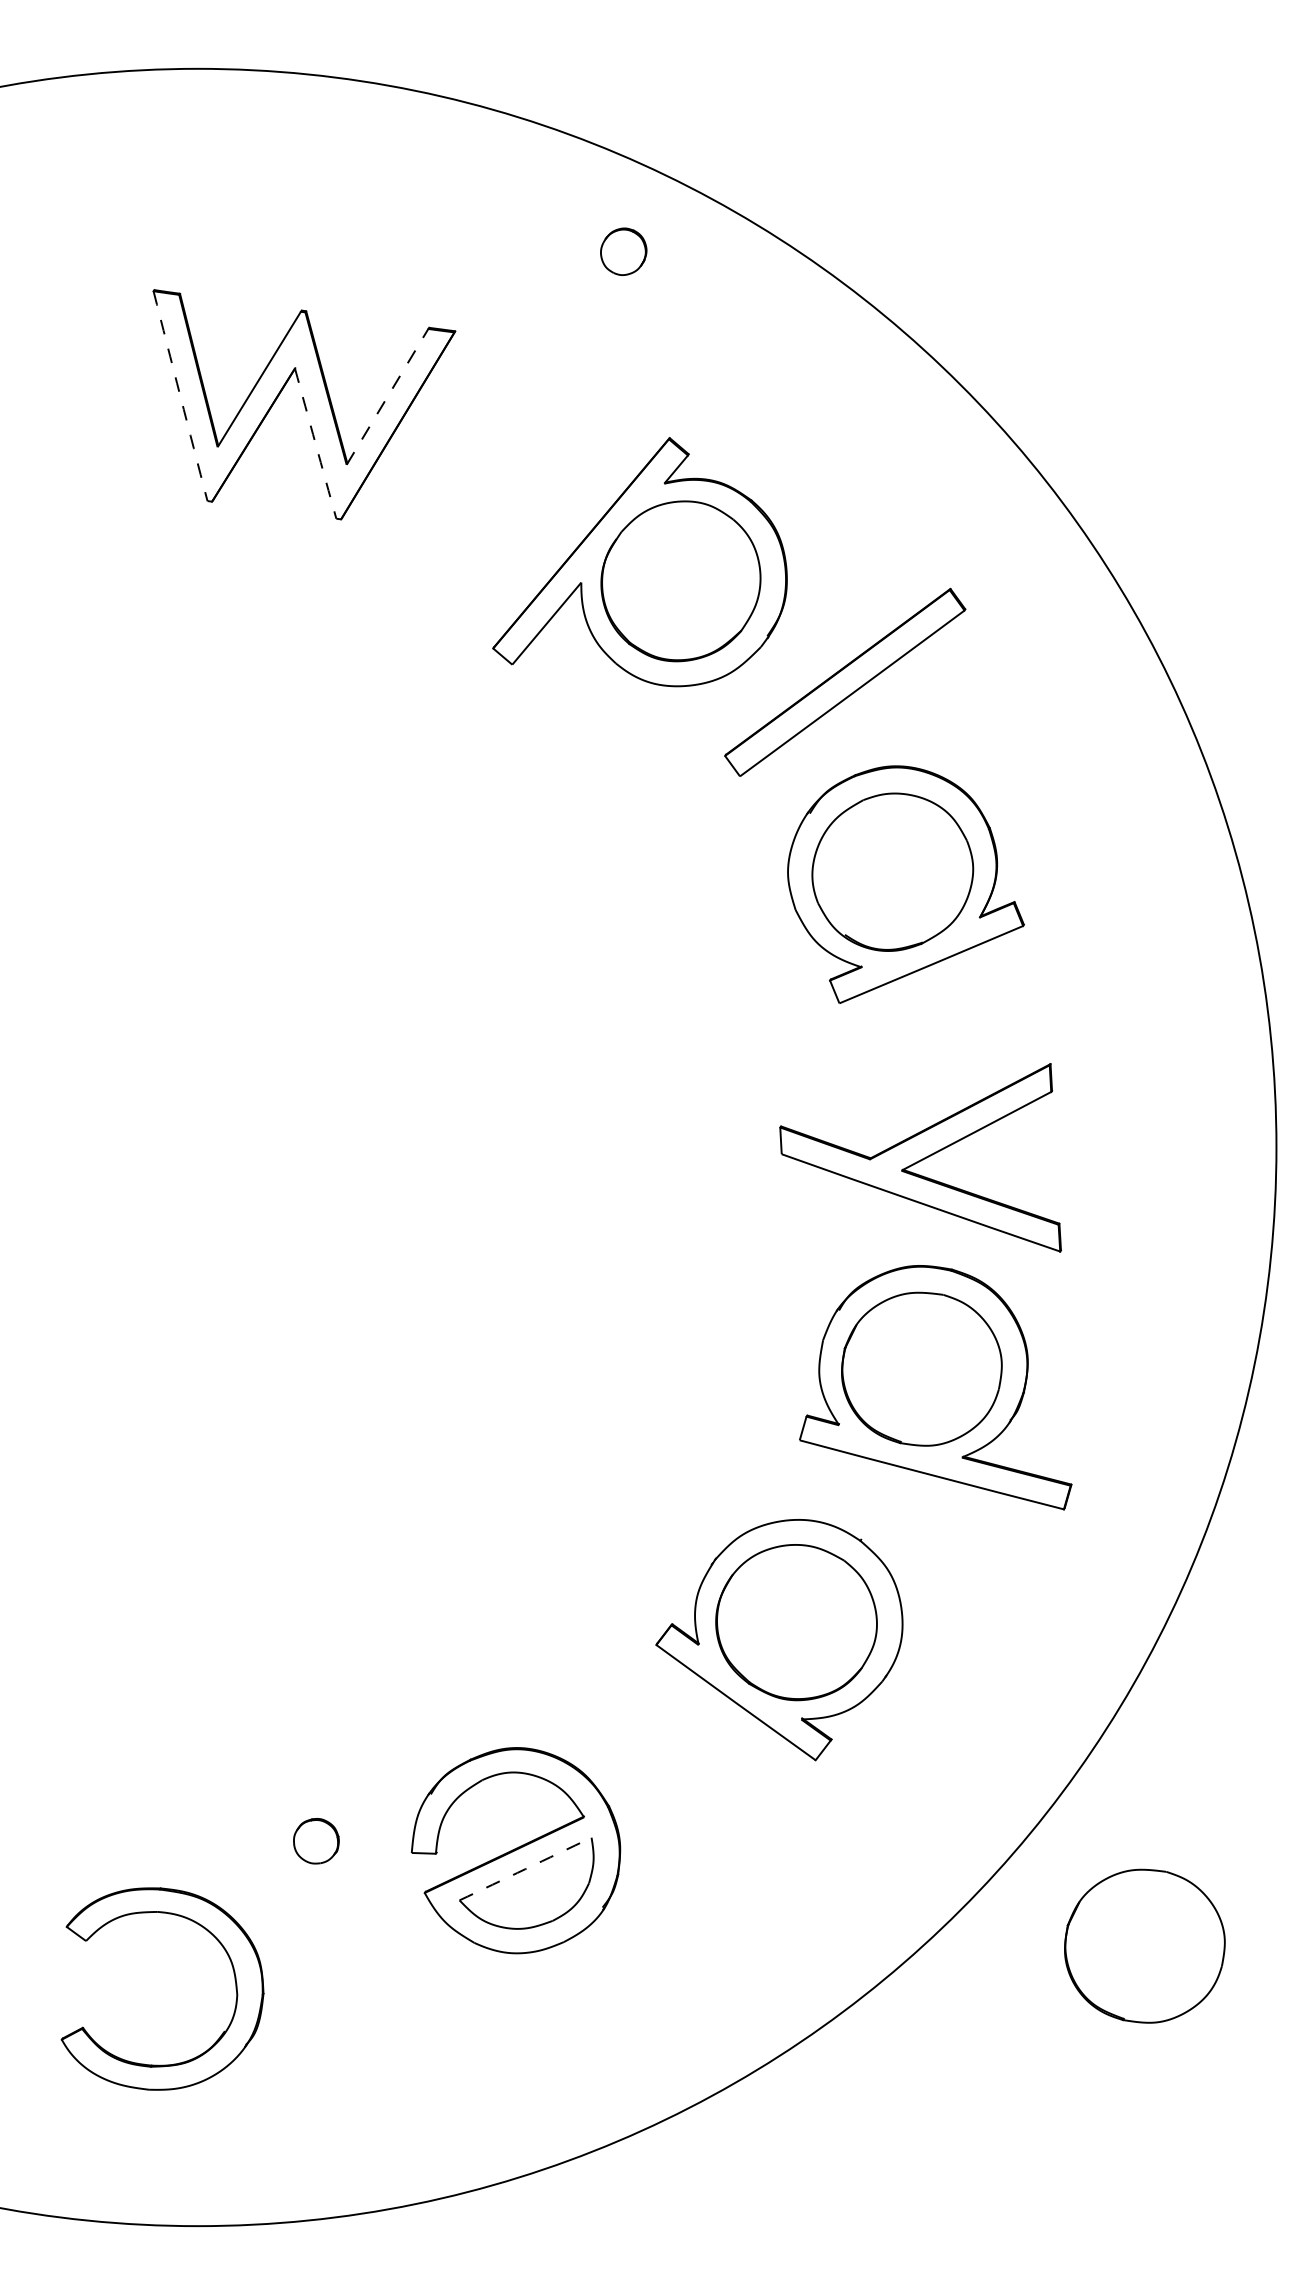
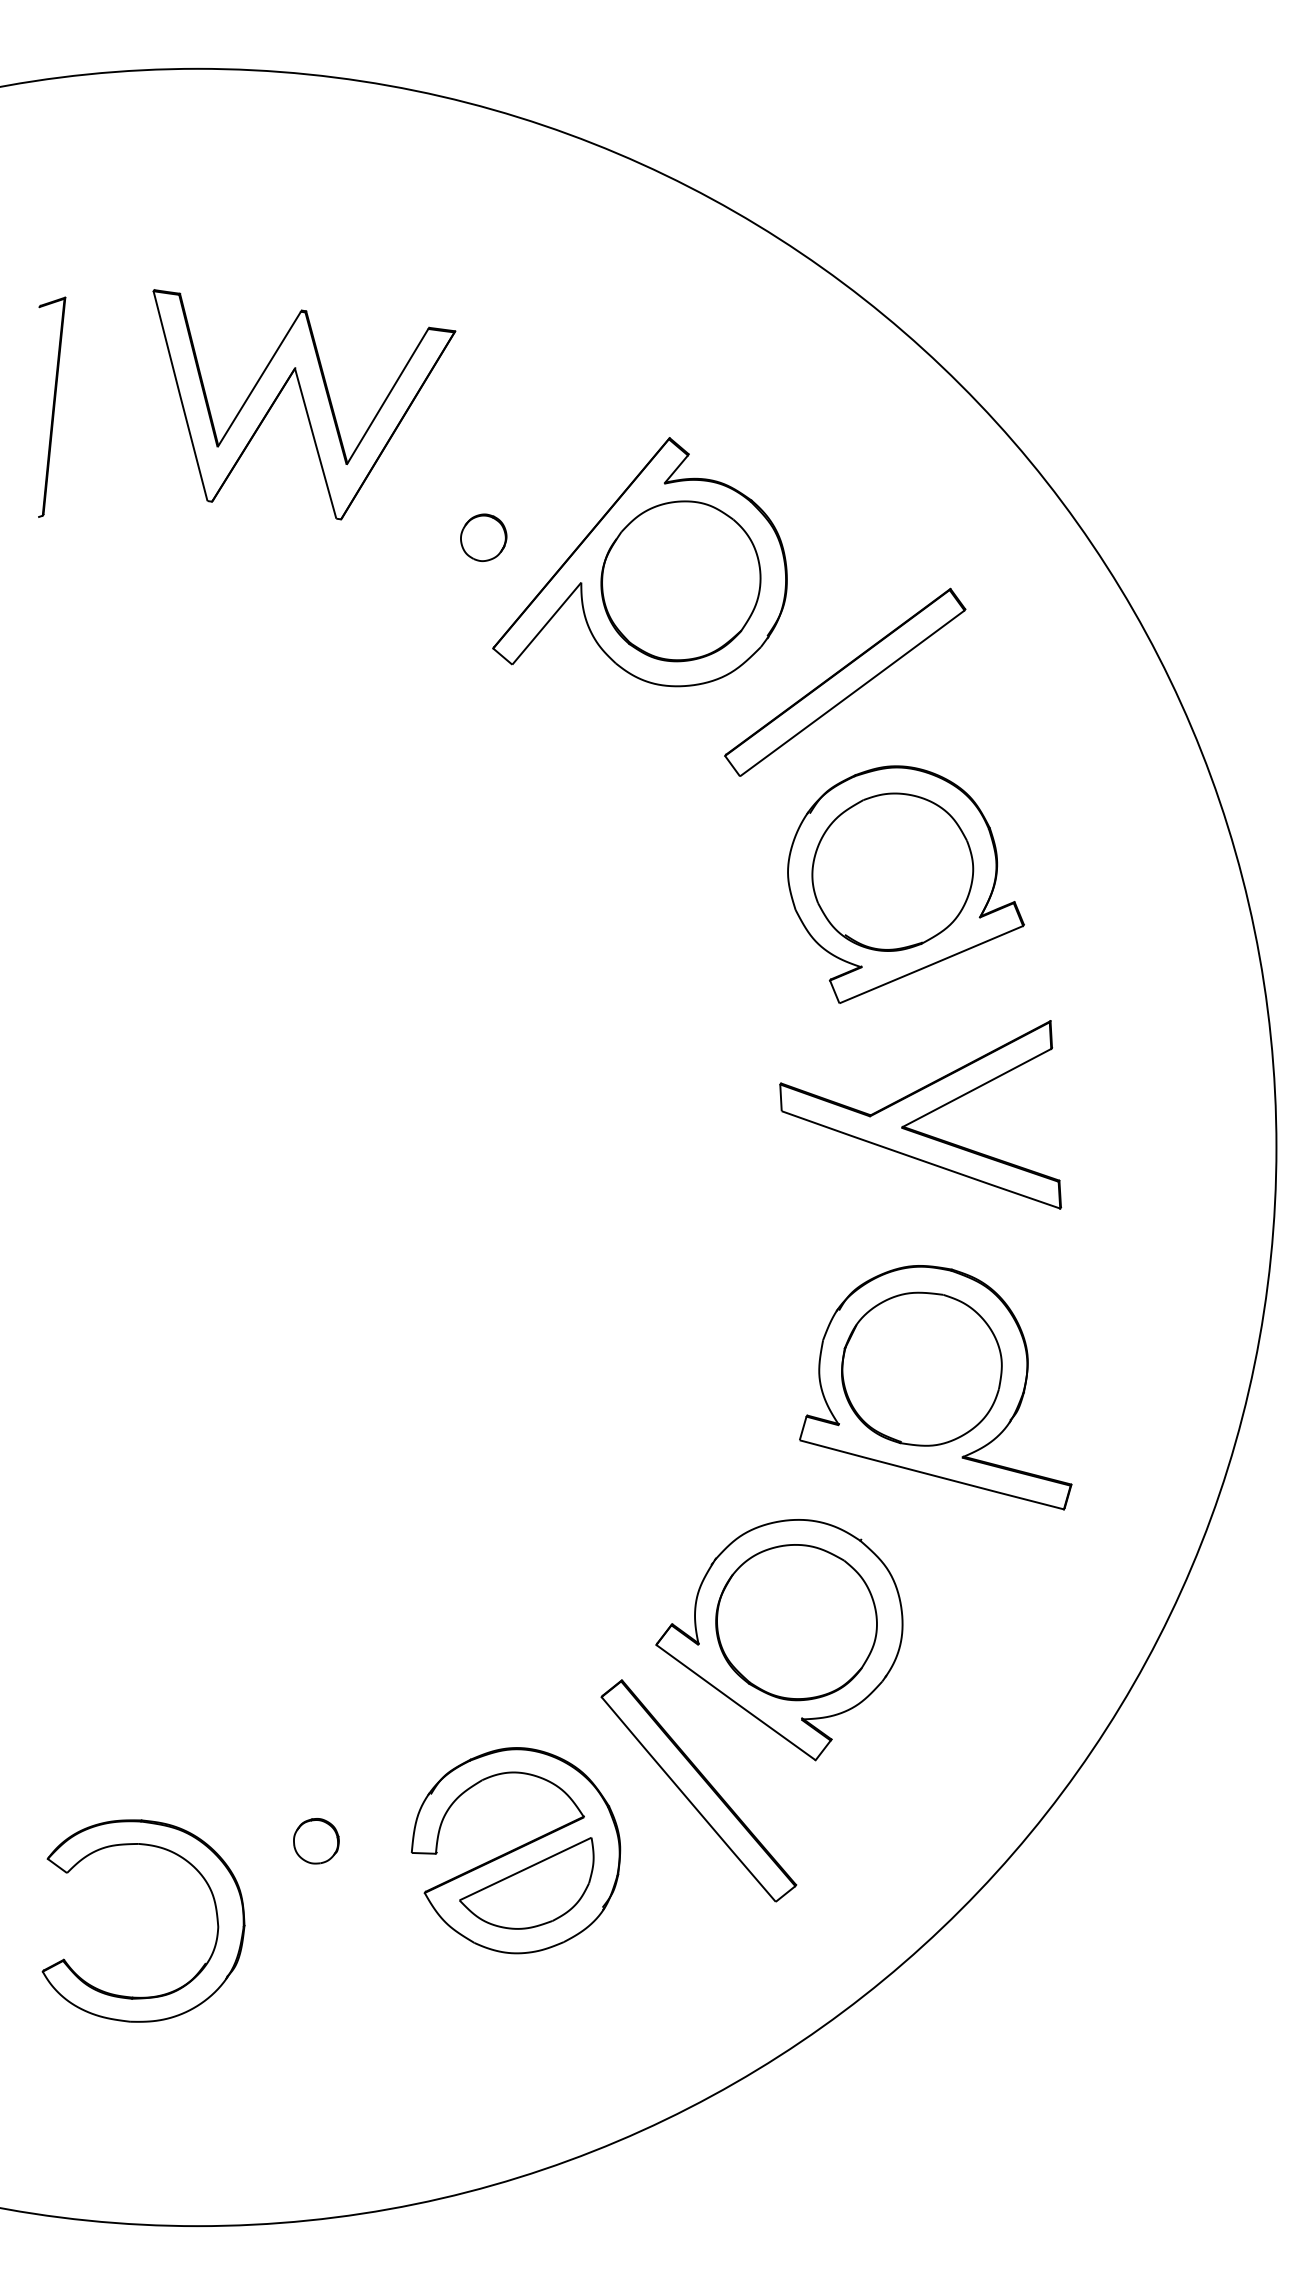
part position: (623, 251) -> (483, 537) (483, 537)
arc: dashed -> solid (180, 396)
line: dashed -> solid (387, 396)
part: none -> present (52, 406)
arc: dashed -> solid (315, 443)
part position: (920, 1157) -> (920, 1114) (920, 1114)
part: none -> present (698, 1790)
arc: dashed -> solid (525, 1869)
part position: (209, 1933) -> (190, 1865) (190, 1865)
part: present -> none (1144, 1945)
